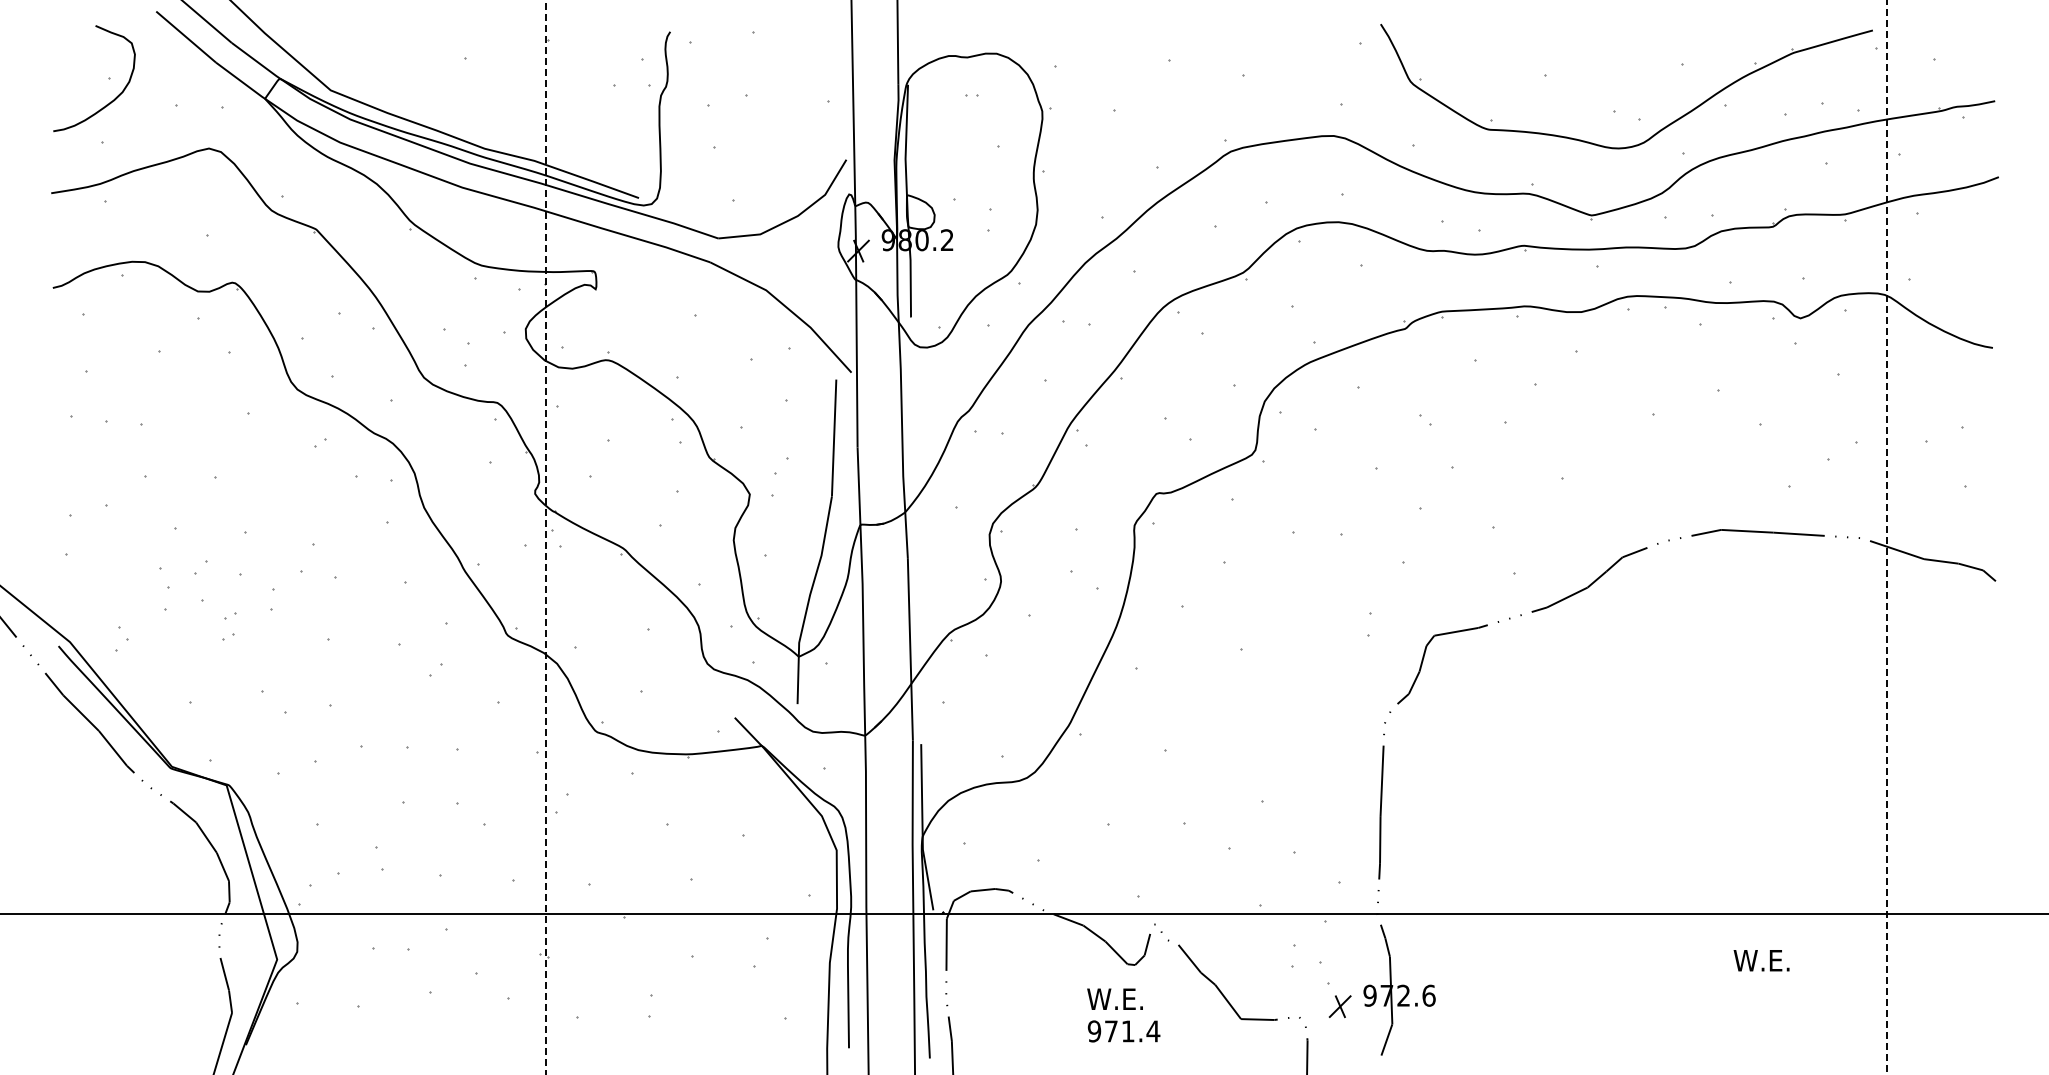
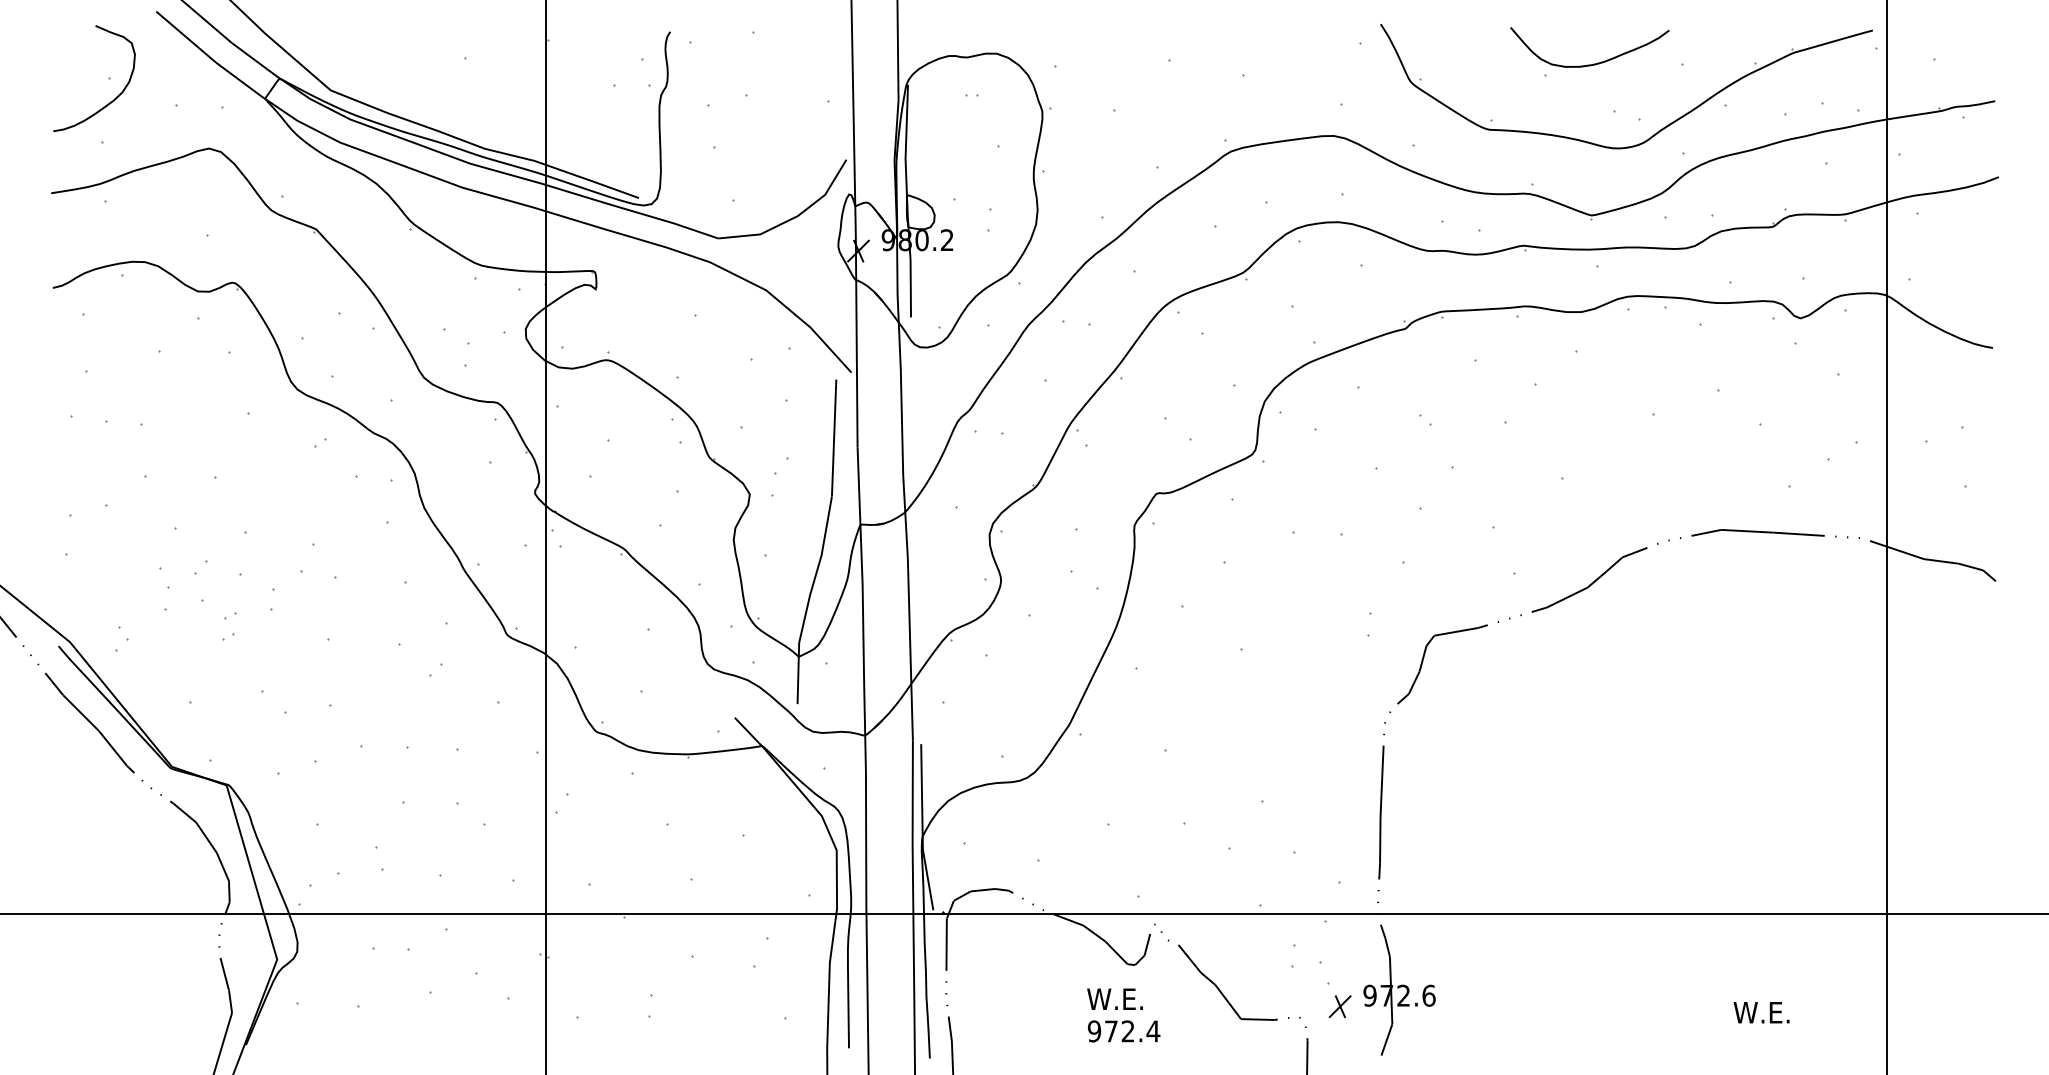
curve: none -> present (1593, 63)
line: dashed -> solid (546, 537)
line: dashed -> solid (1886, 537)
text position: (1761, 960) -> (1761, 1012) (1761, 1012)
text: 971.4 -> 972.4 (1127, 1031)
